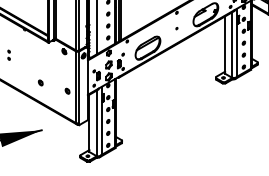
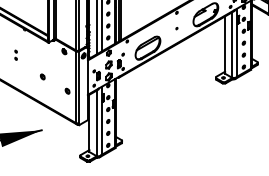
line: none -> present (101, 26)
part position: (8, 54) -> (15, 54) (15, 54)
part position: (40, 82) -> (42, 76) (42, 76)
